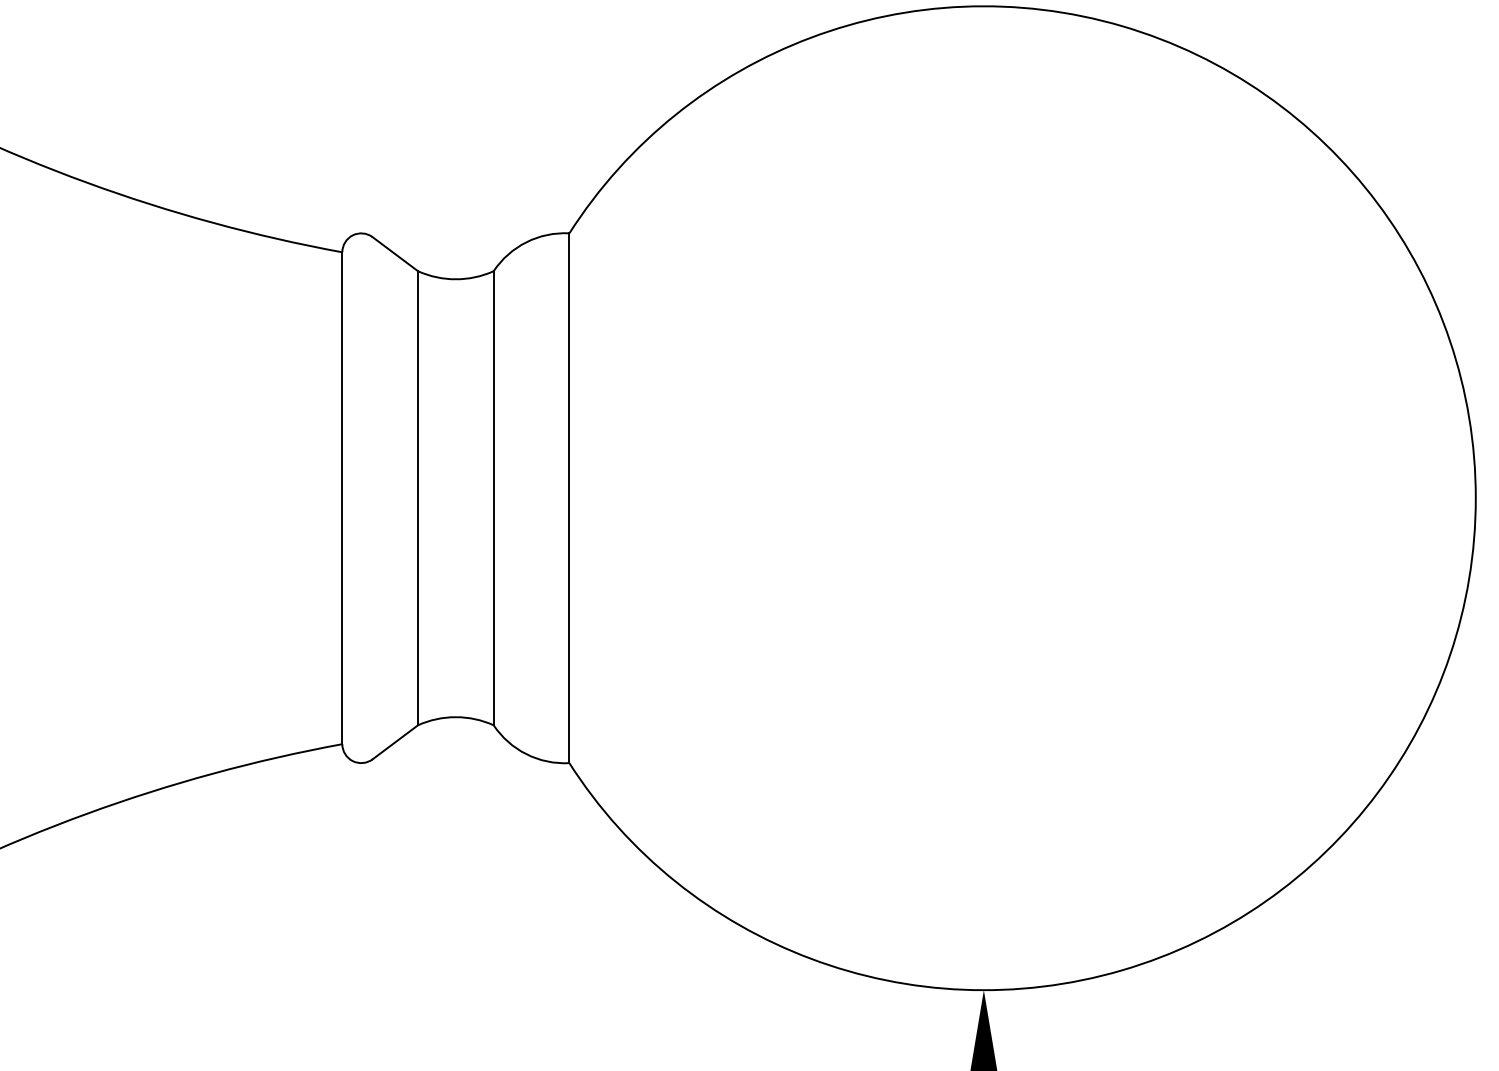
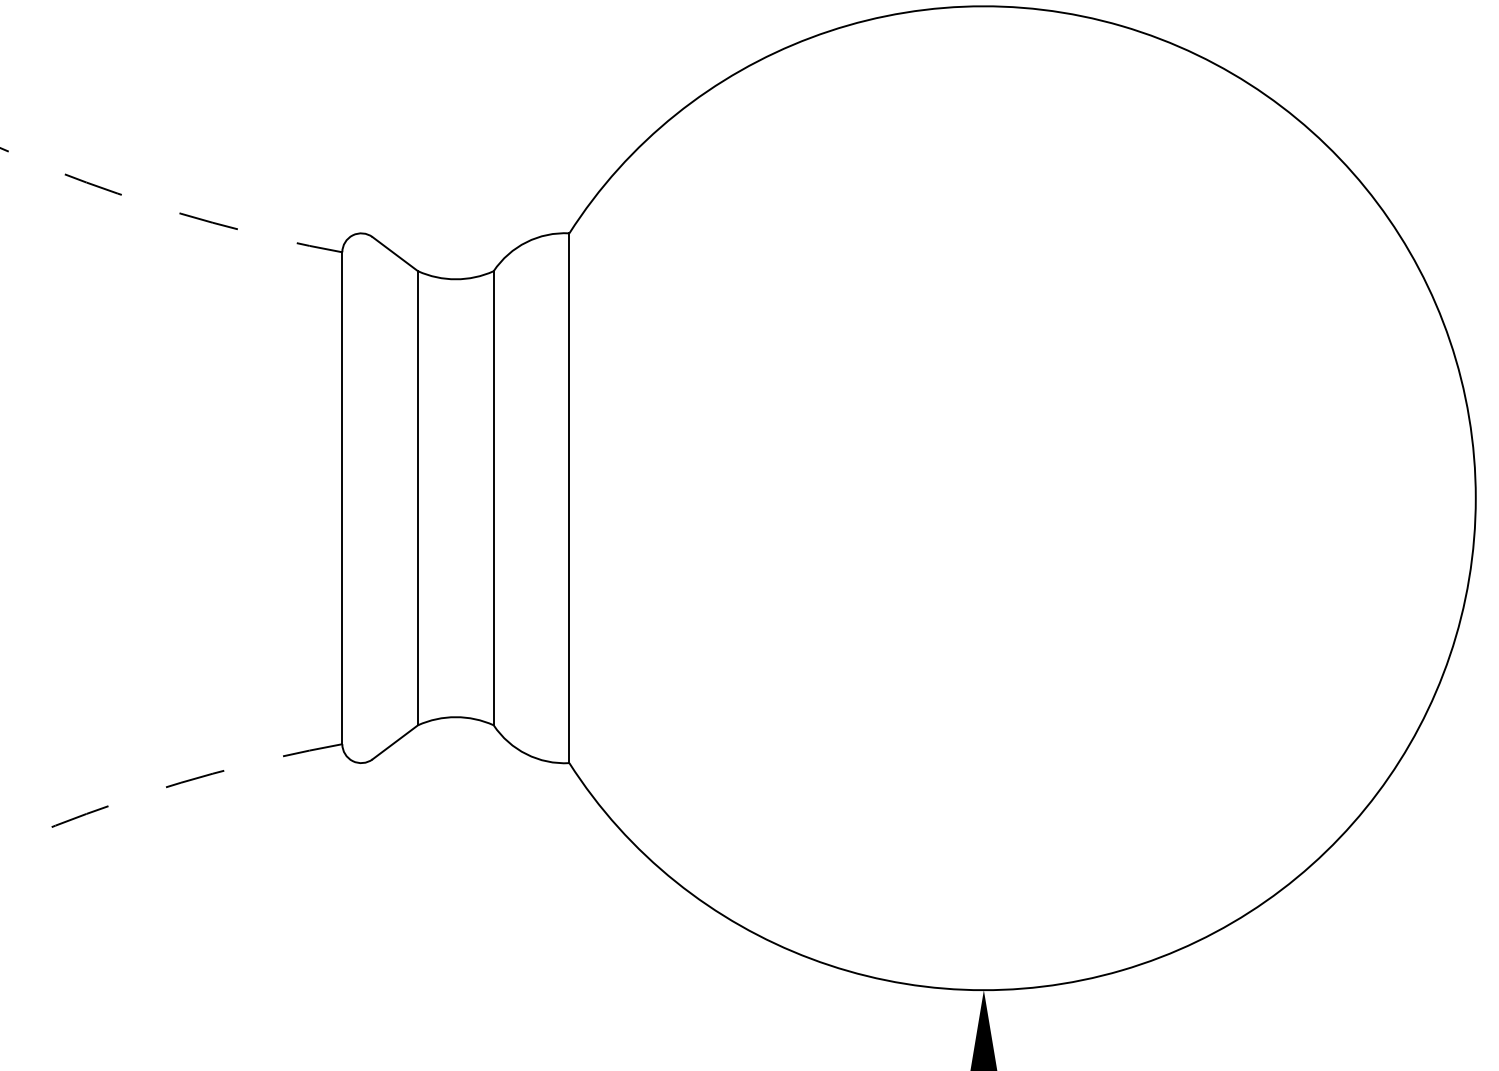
arc: solid -> dashed (168, 210)
arc: solid -> dashed (167, 786)
